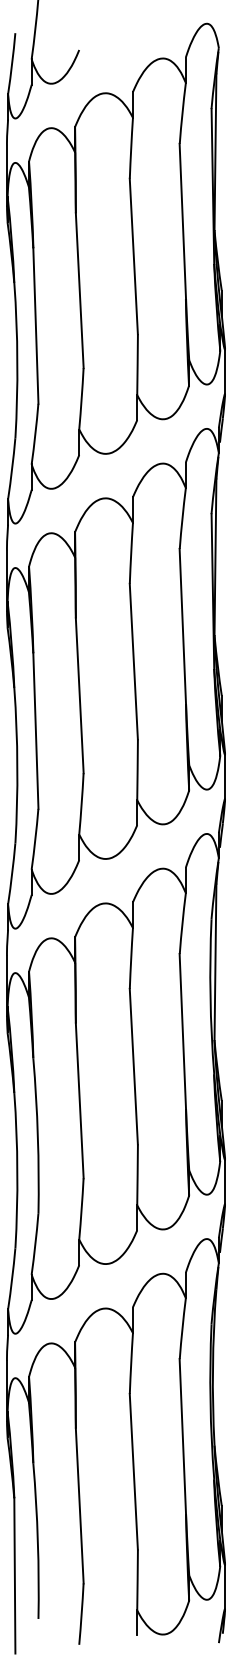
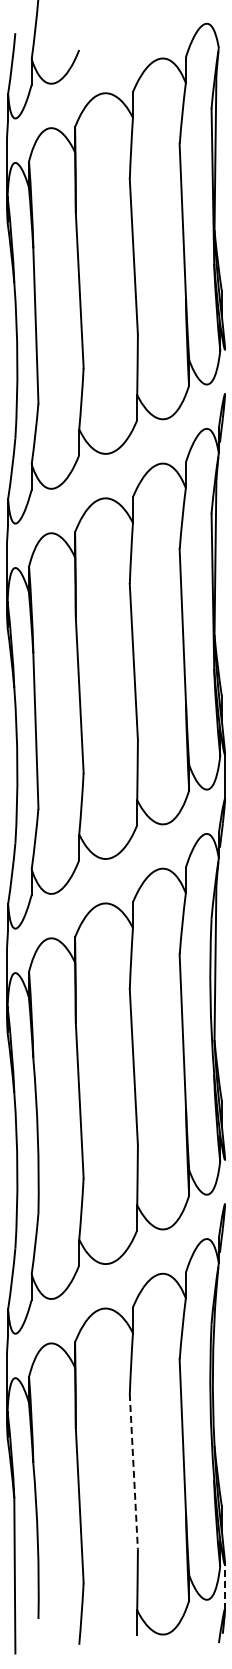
line: present -> none (225, 371)
line: present -> none (225, 1182)
line: solid -> dashed (133, 1471)
line: solid -> dashed (225, 1586)
